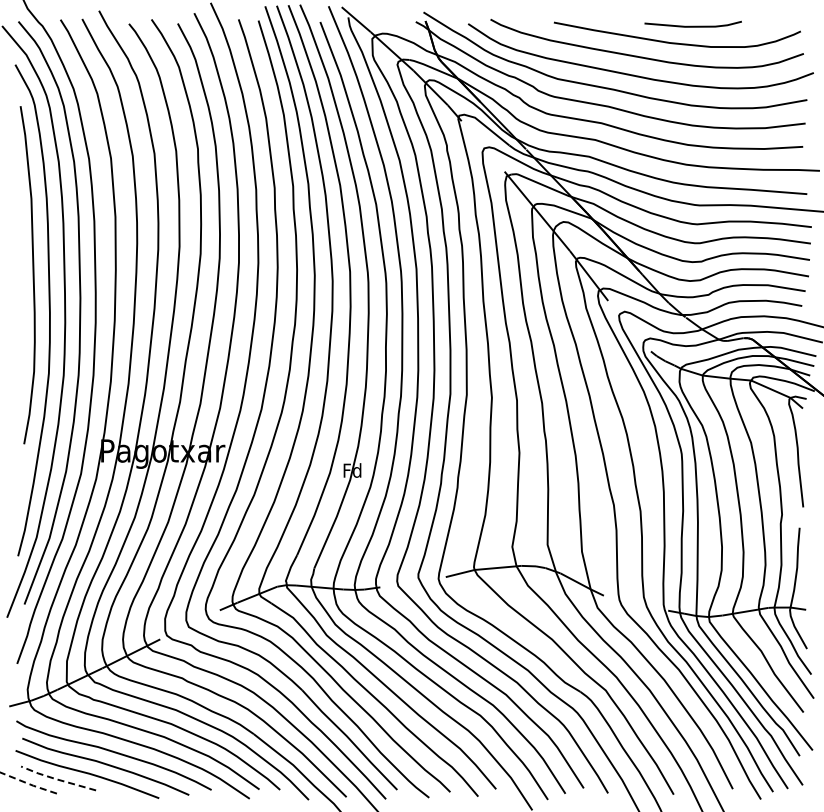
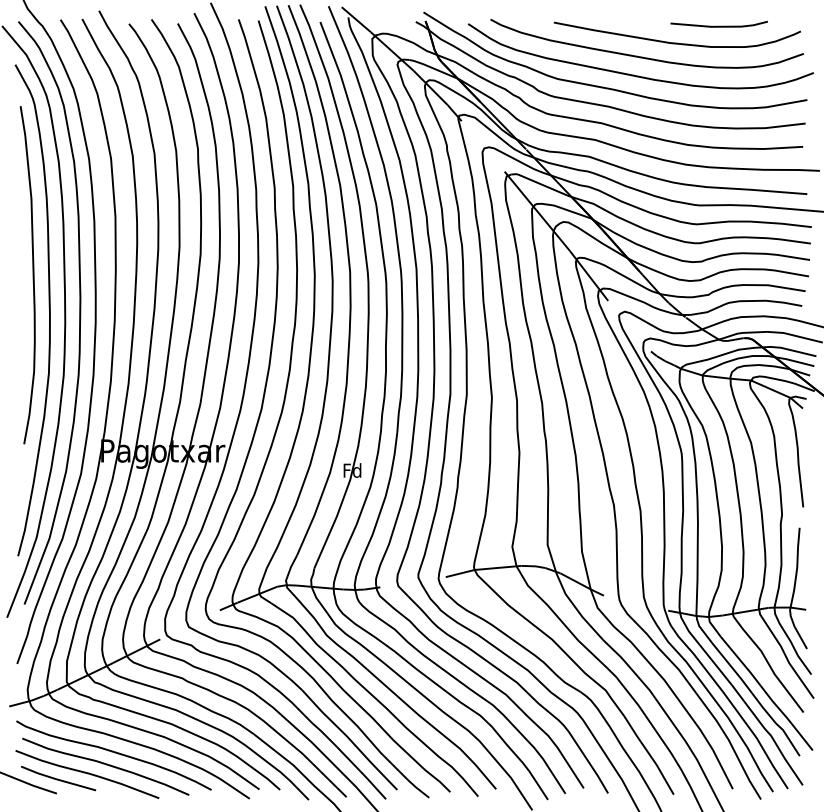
line position: (692, 25) -> (718, 25) (718, 25)
line: dashed -> solid (56, 779)
line: dashed -> solid (28, 783)
